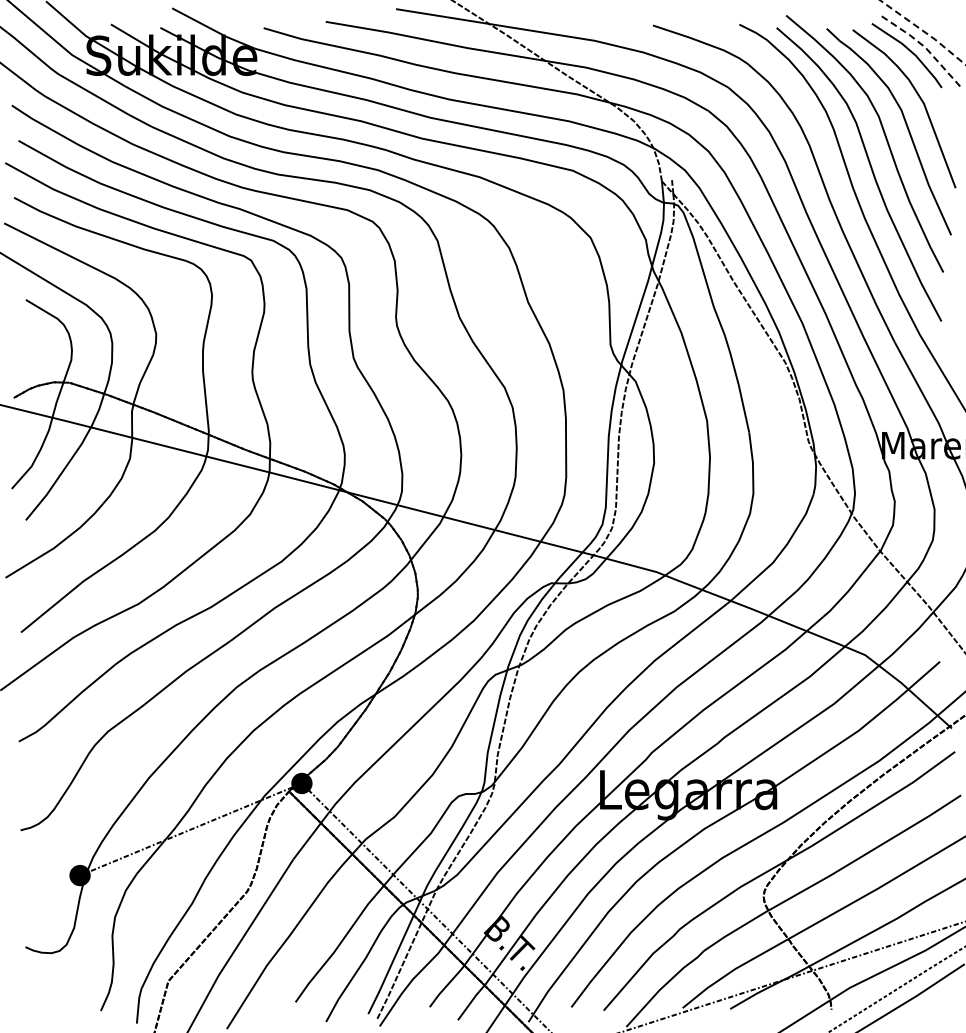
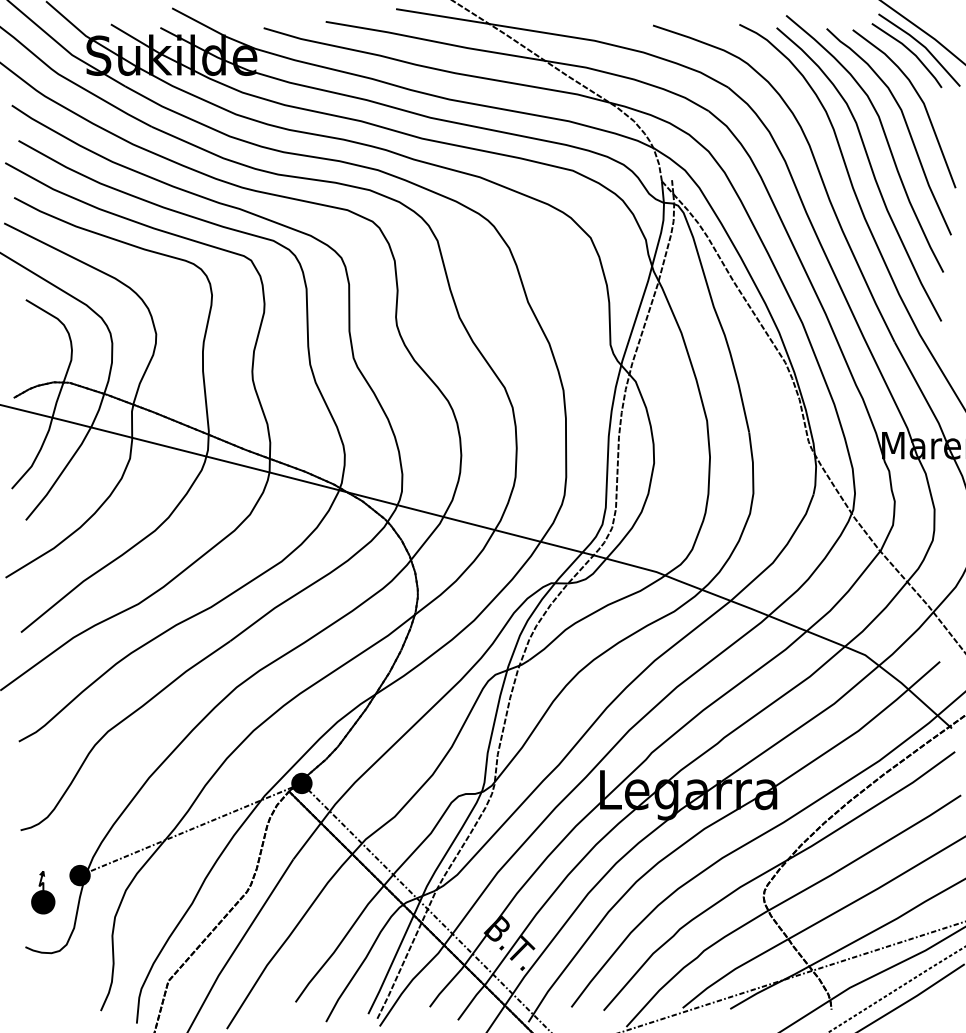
line: dashed -> solid (923, 31)
line: dashed -> solid (923, 45)
part: none -> present (43, 892)
